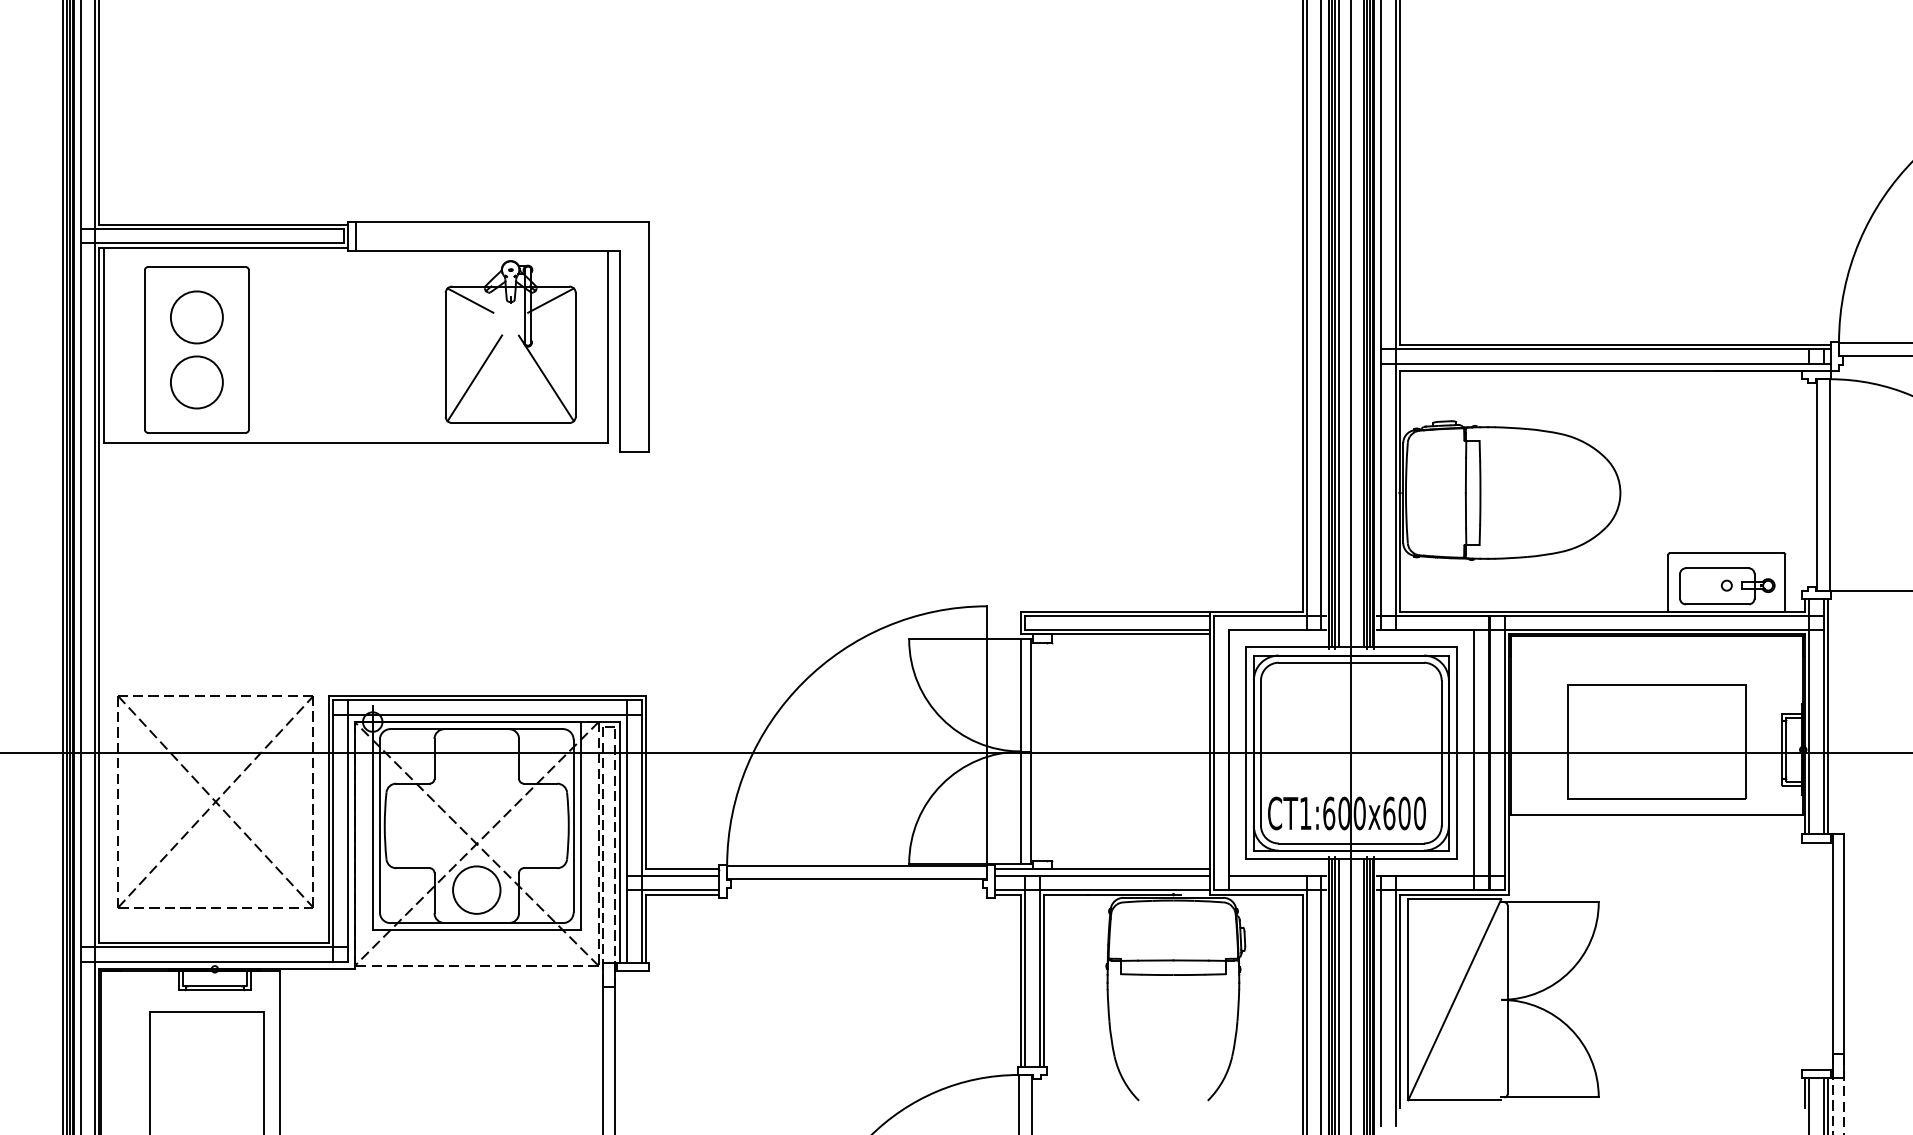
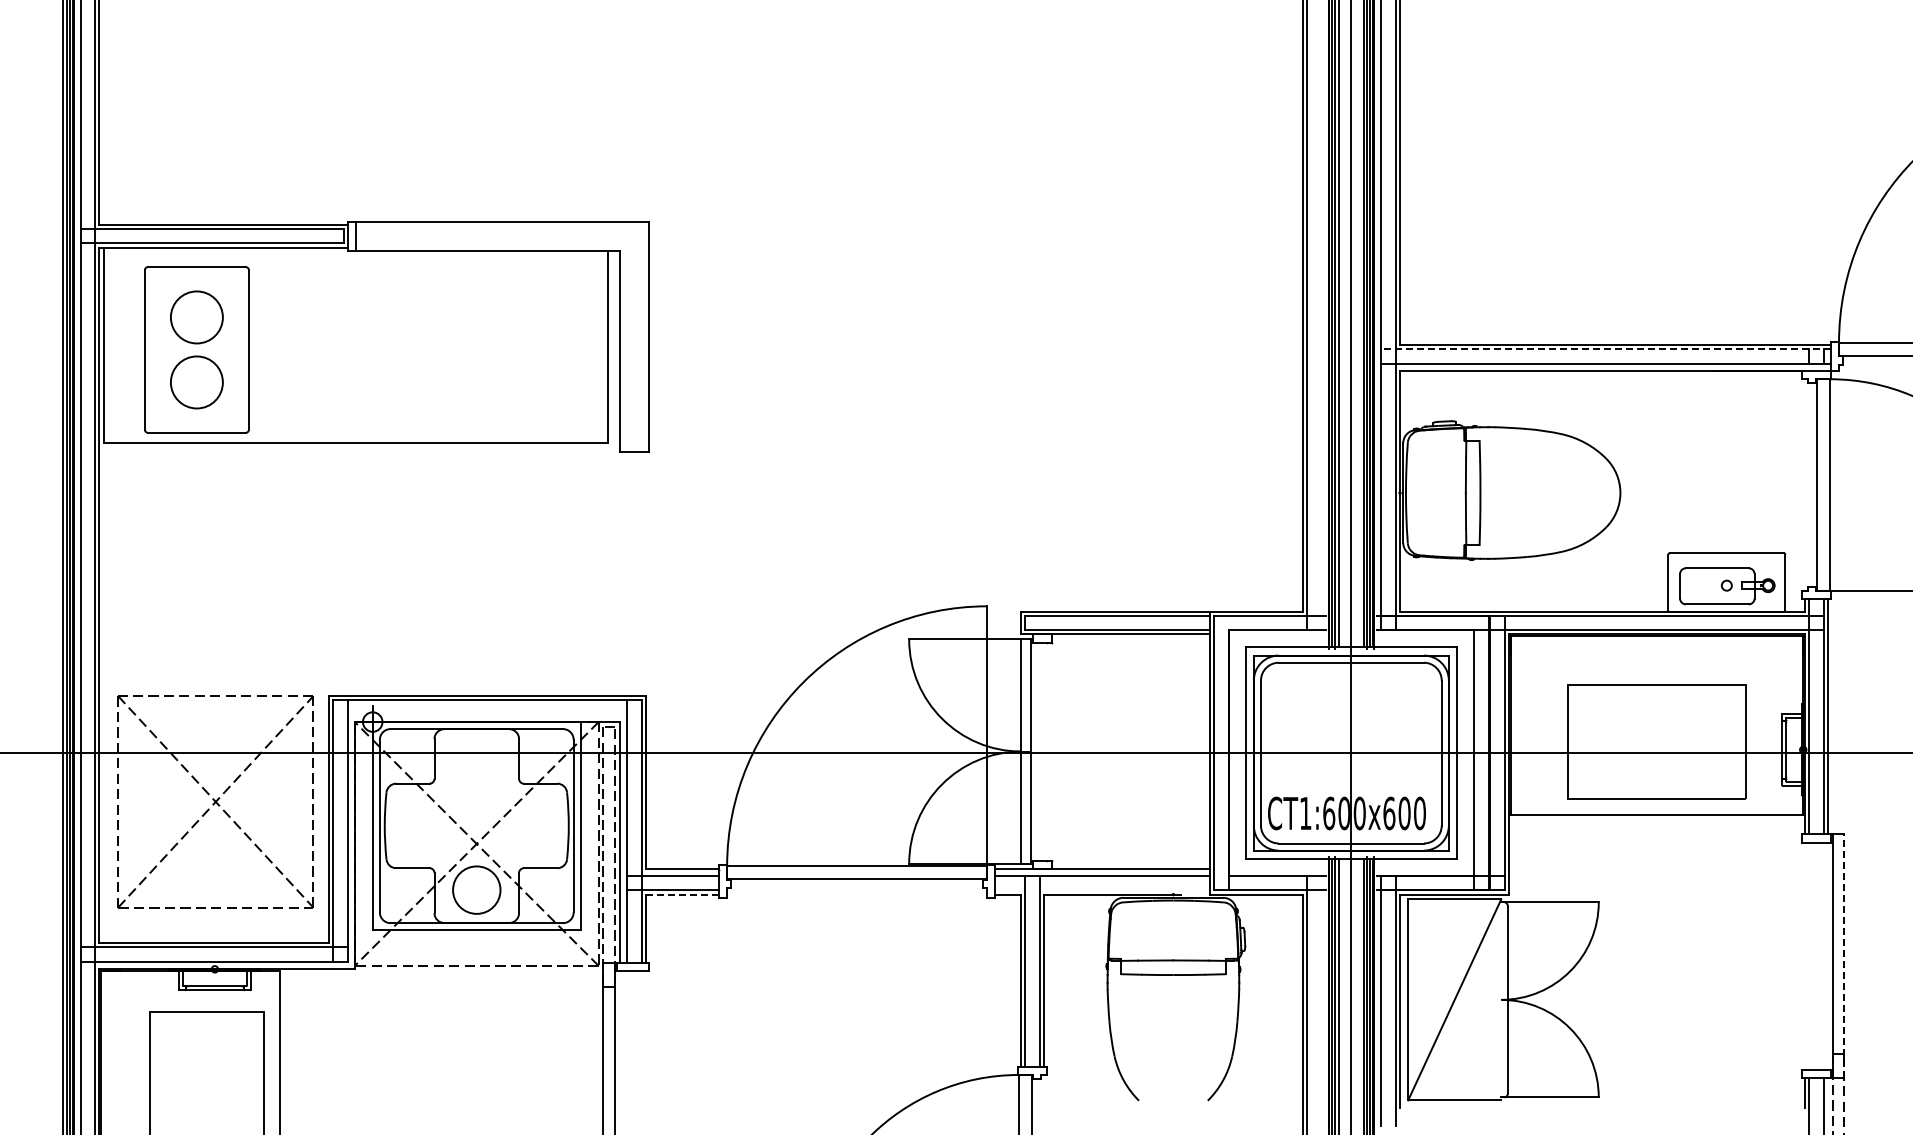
line: present -> none (1321, 316)
part: present -> none (510, 341)
line: solid -> dashed (1606, 349)
line: present -> none (486, 714)
line: present -> none (1102, 890)
line: solid -> dashed (682, 894)
line: solid -> dashed (1844, 956)
line: present -> none (1321, 1003)
line: present -> none (1827, 1104)
